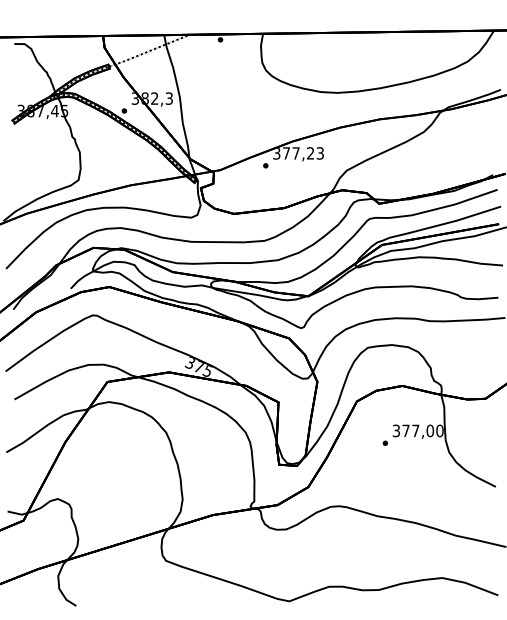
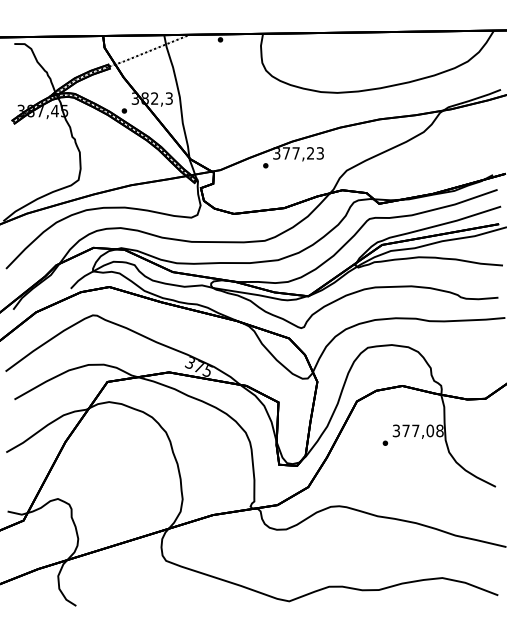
text: 377,00 -> 377,08 (439, 430)
